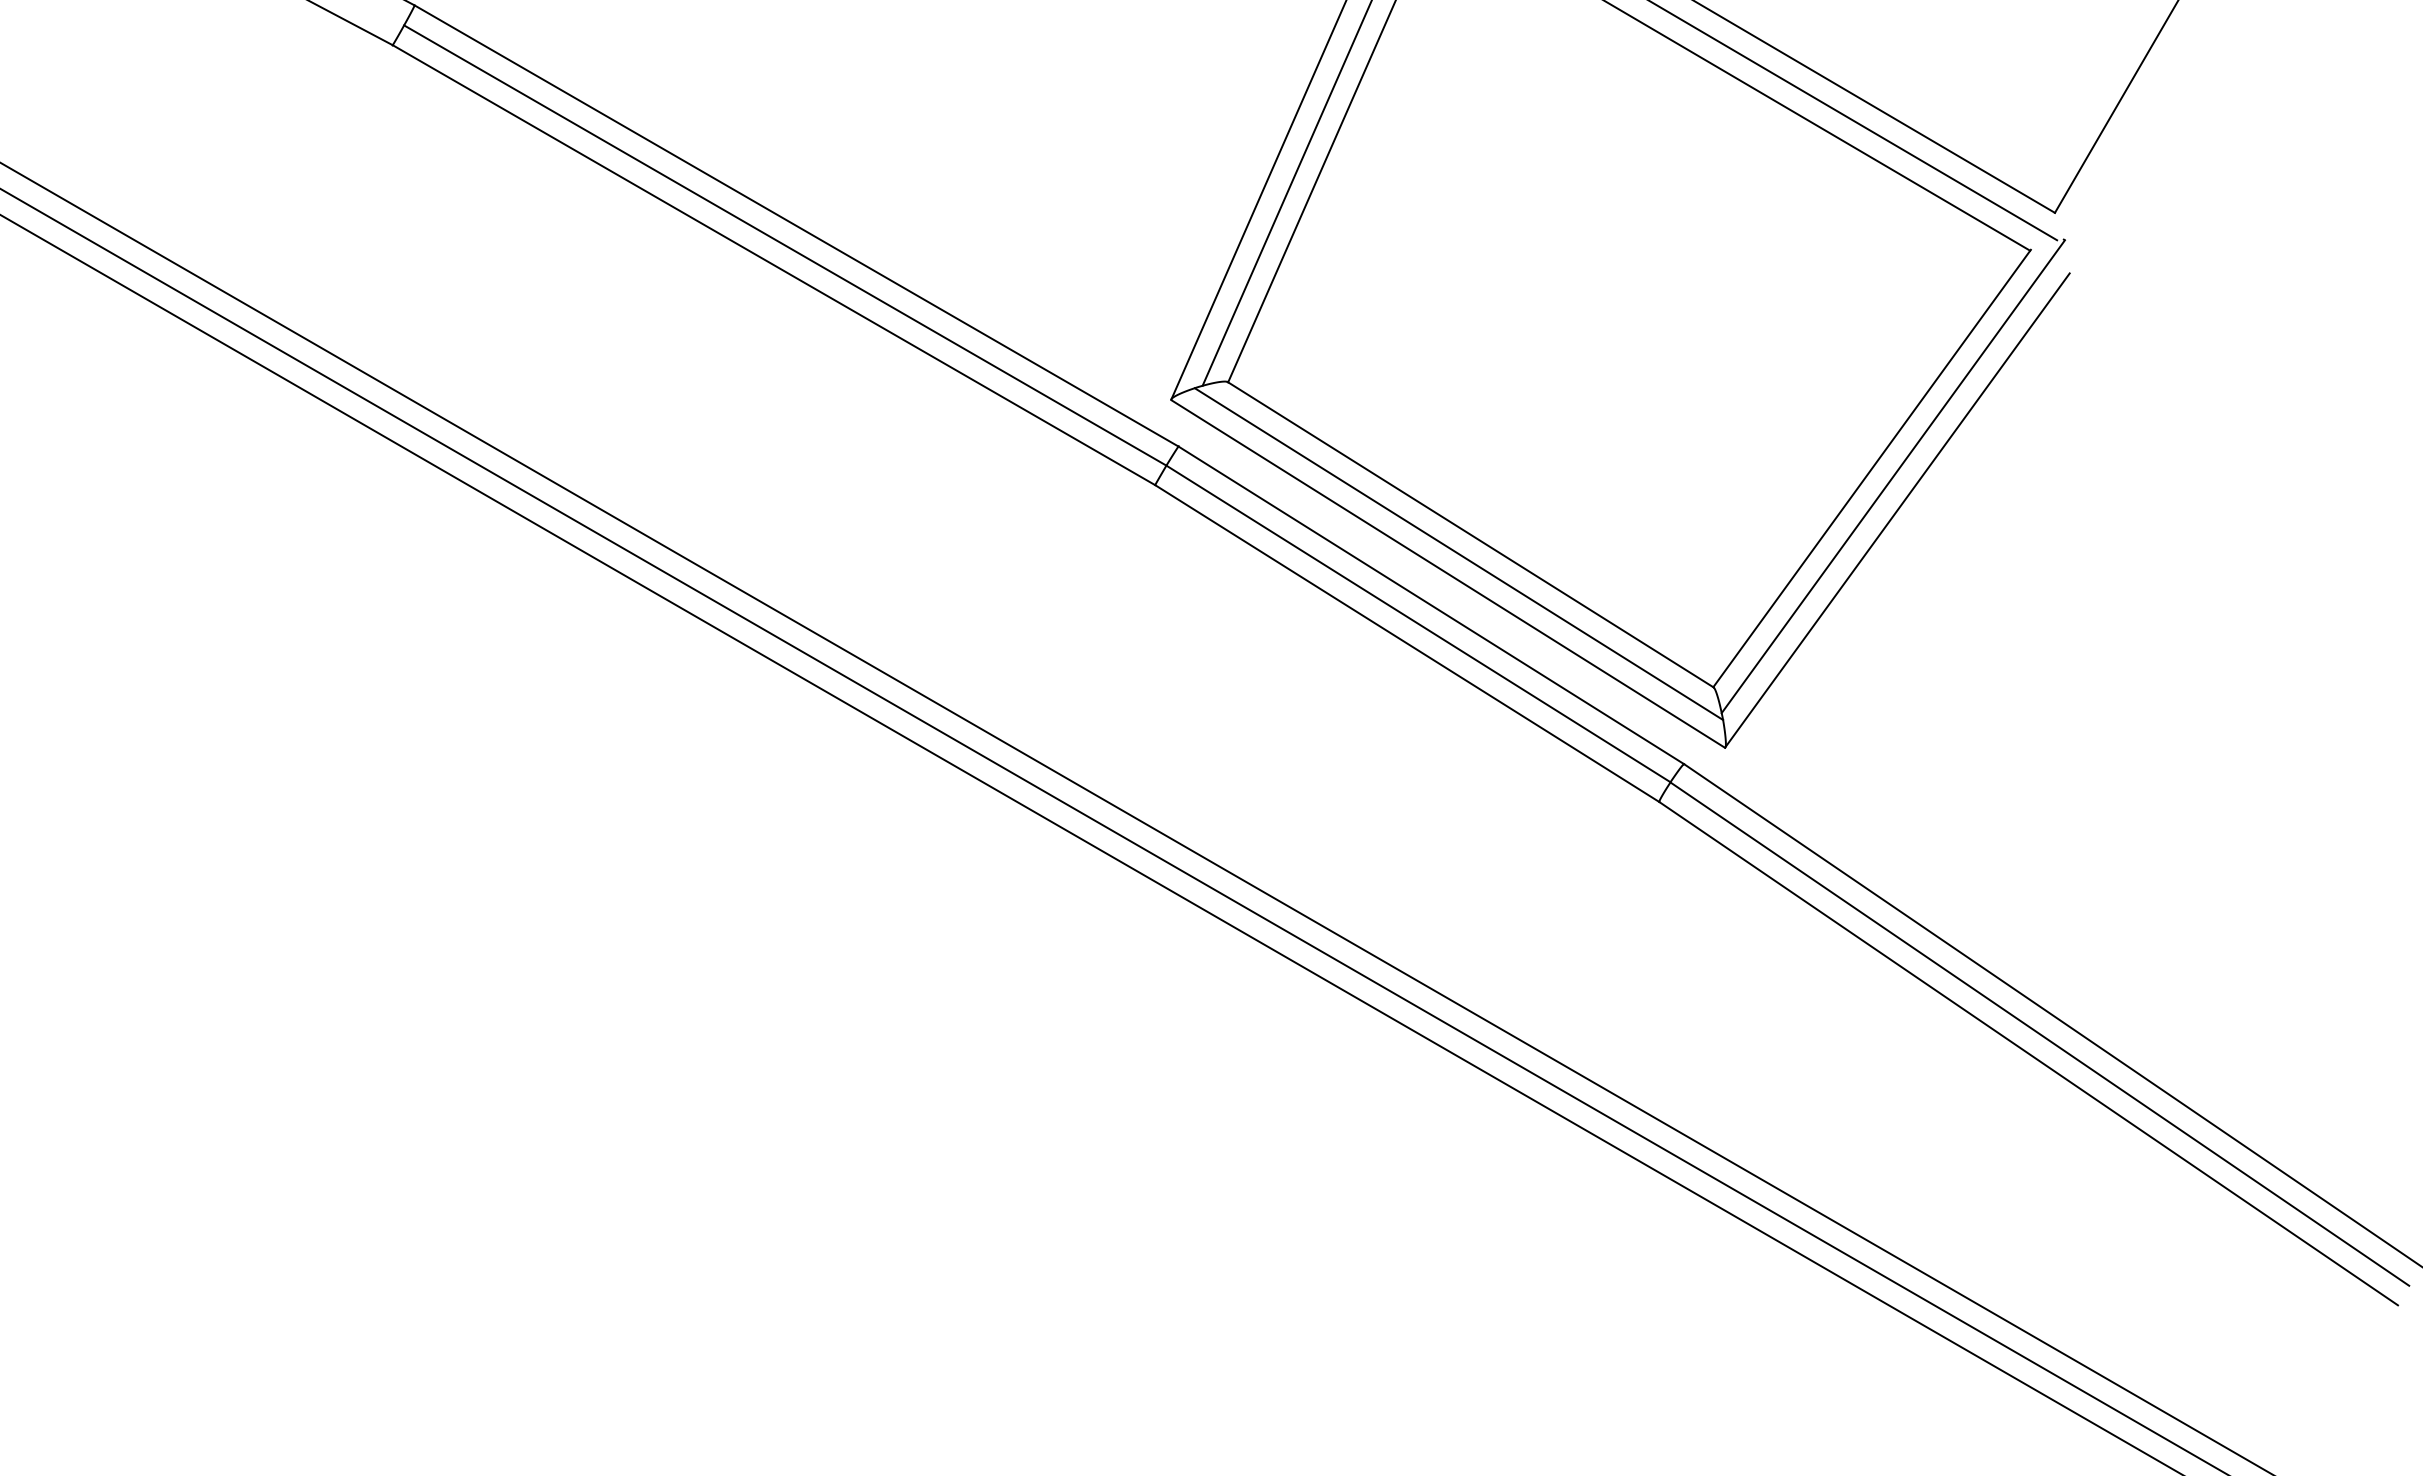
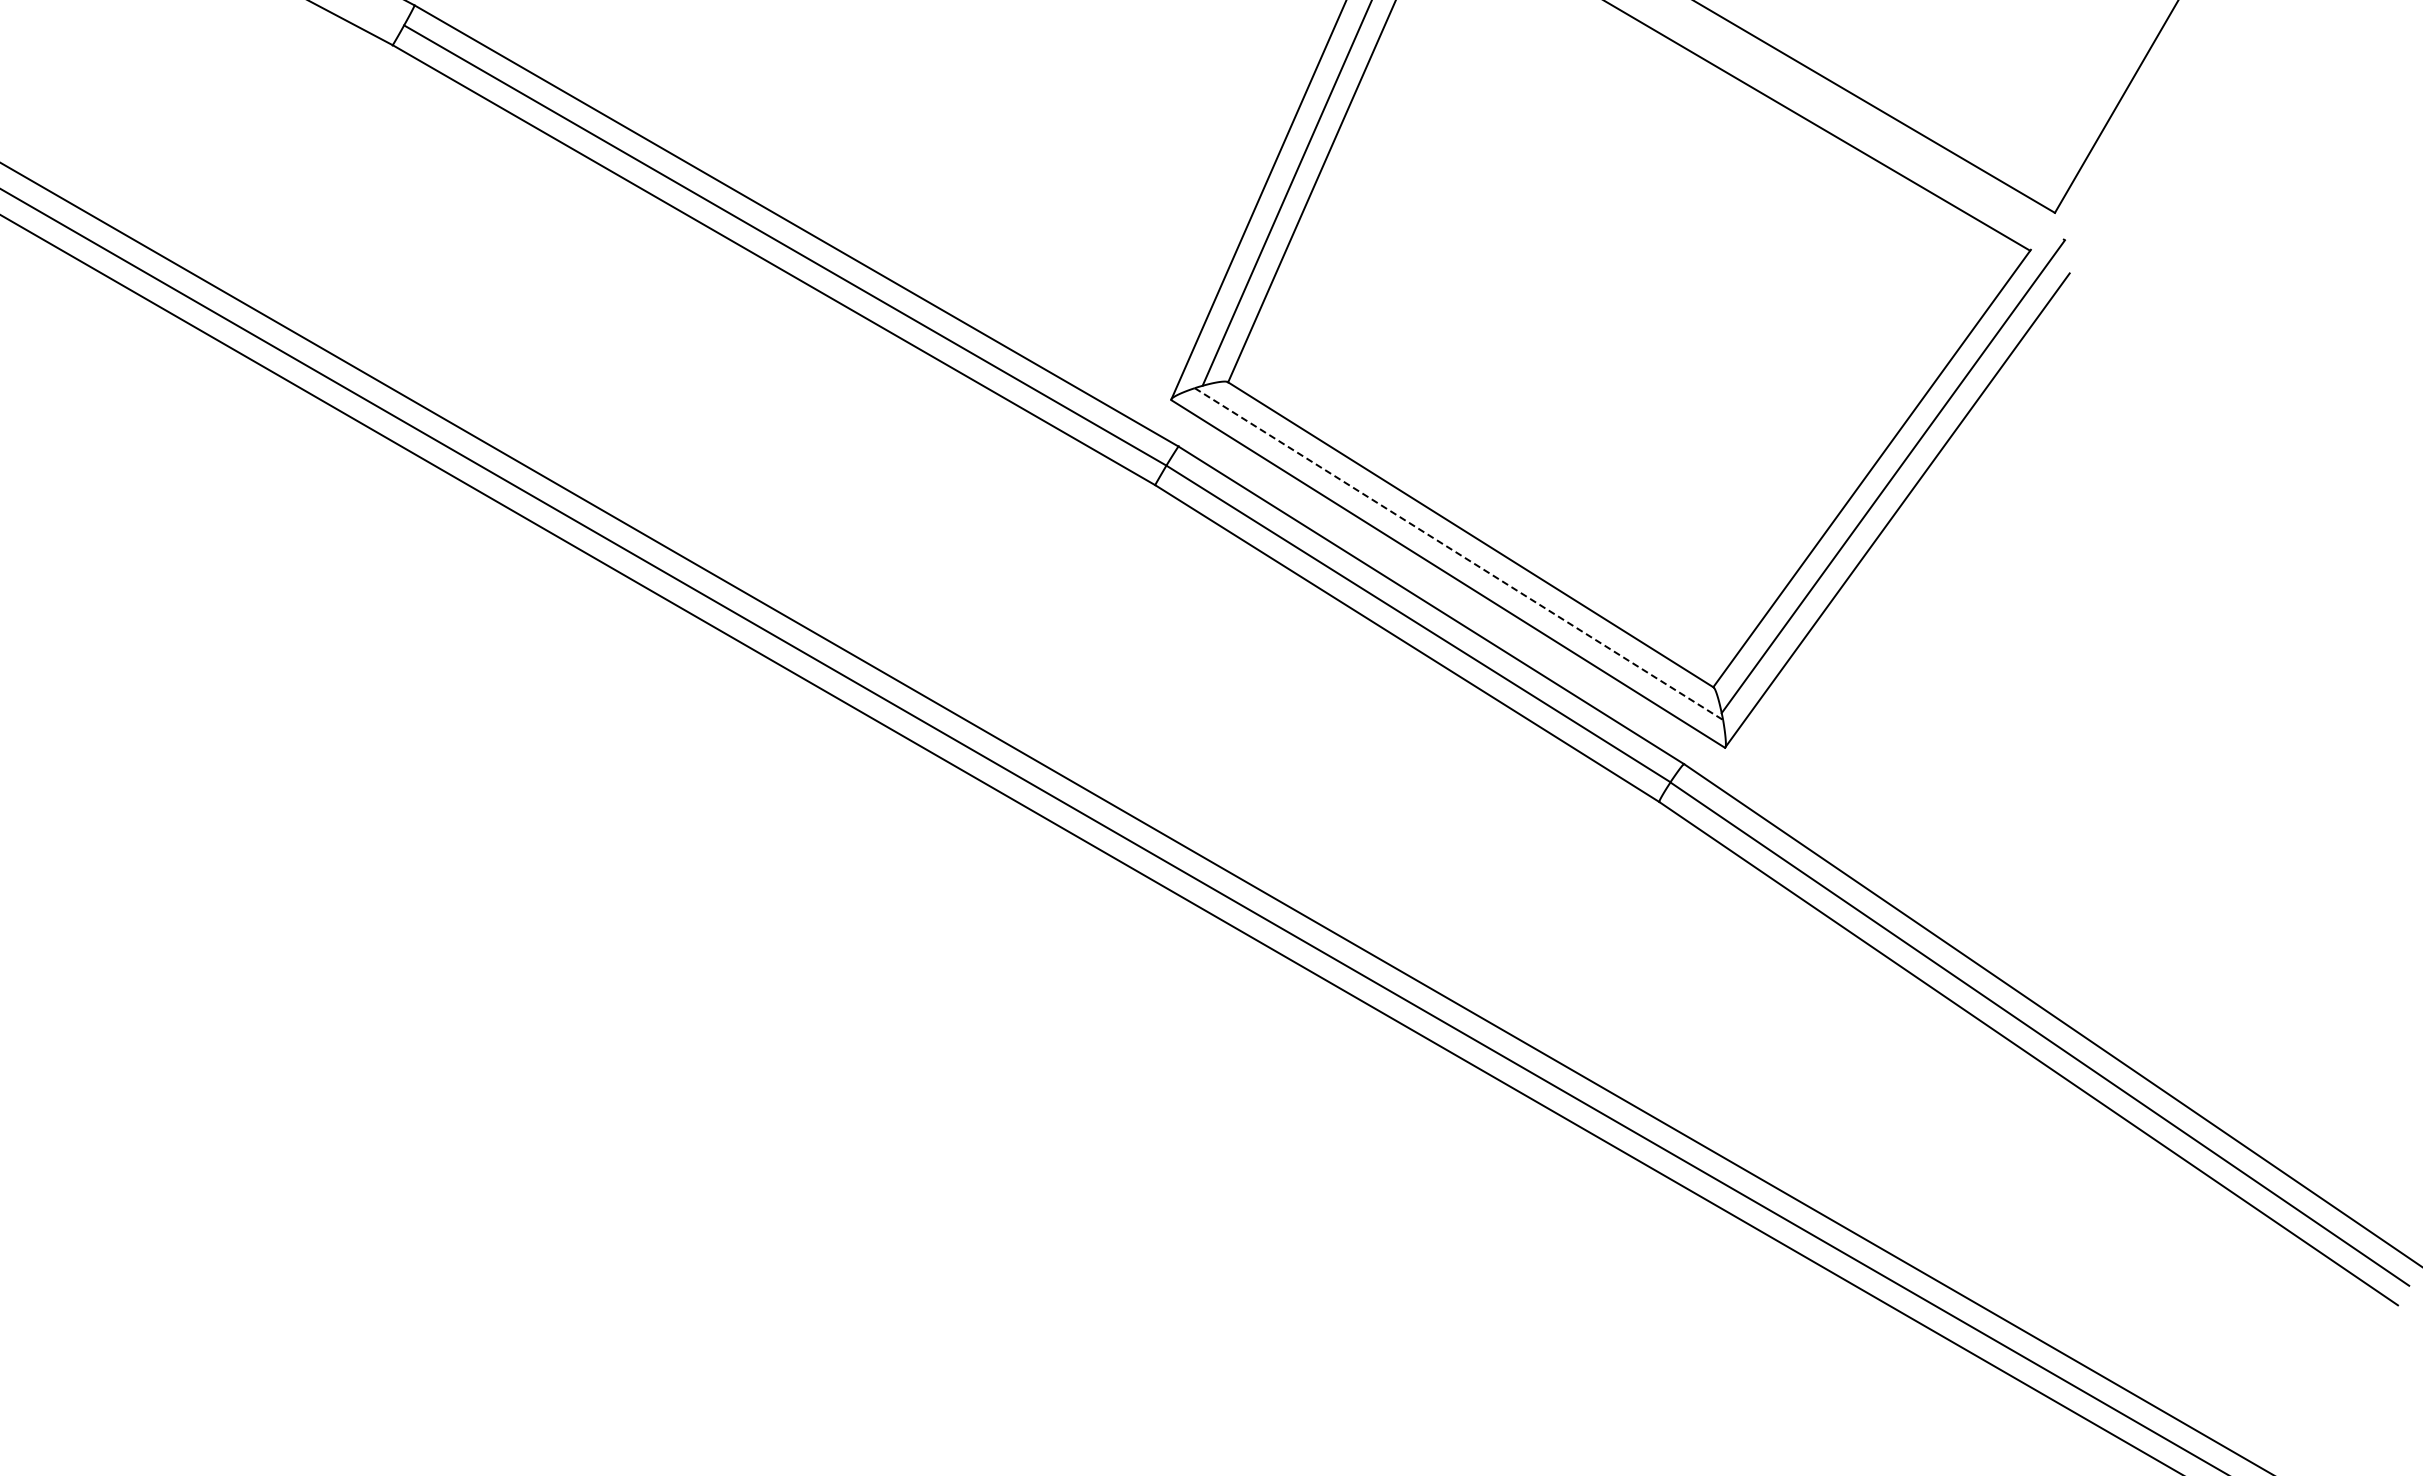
line: present -> none (1854, 121)
line: solid -> dashed (1458, 554)
